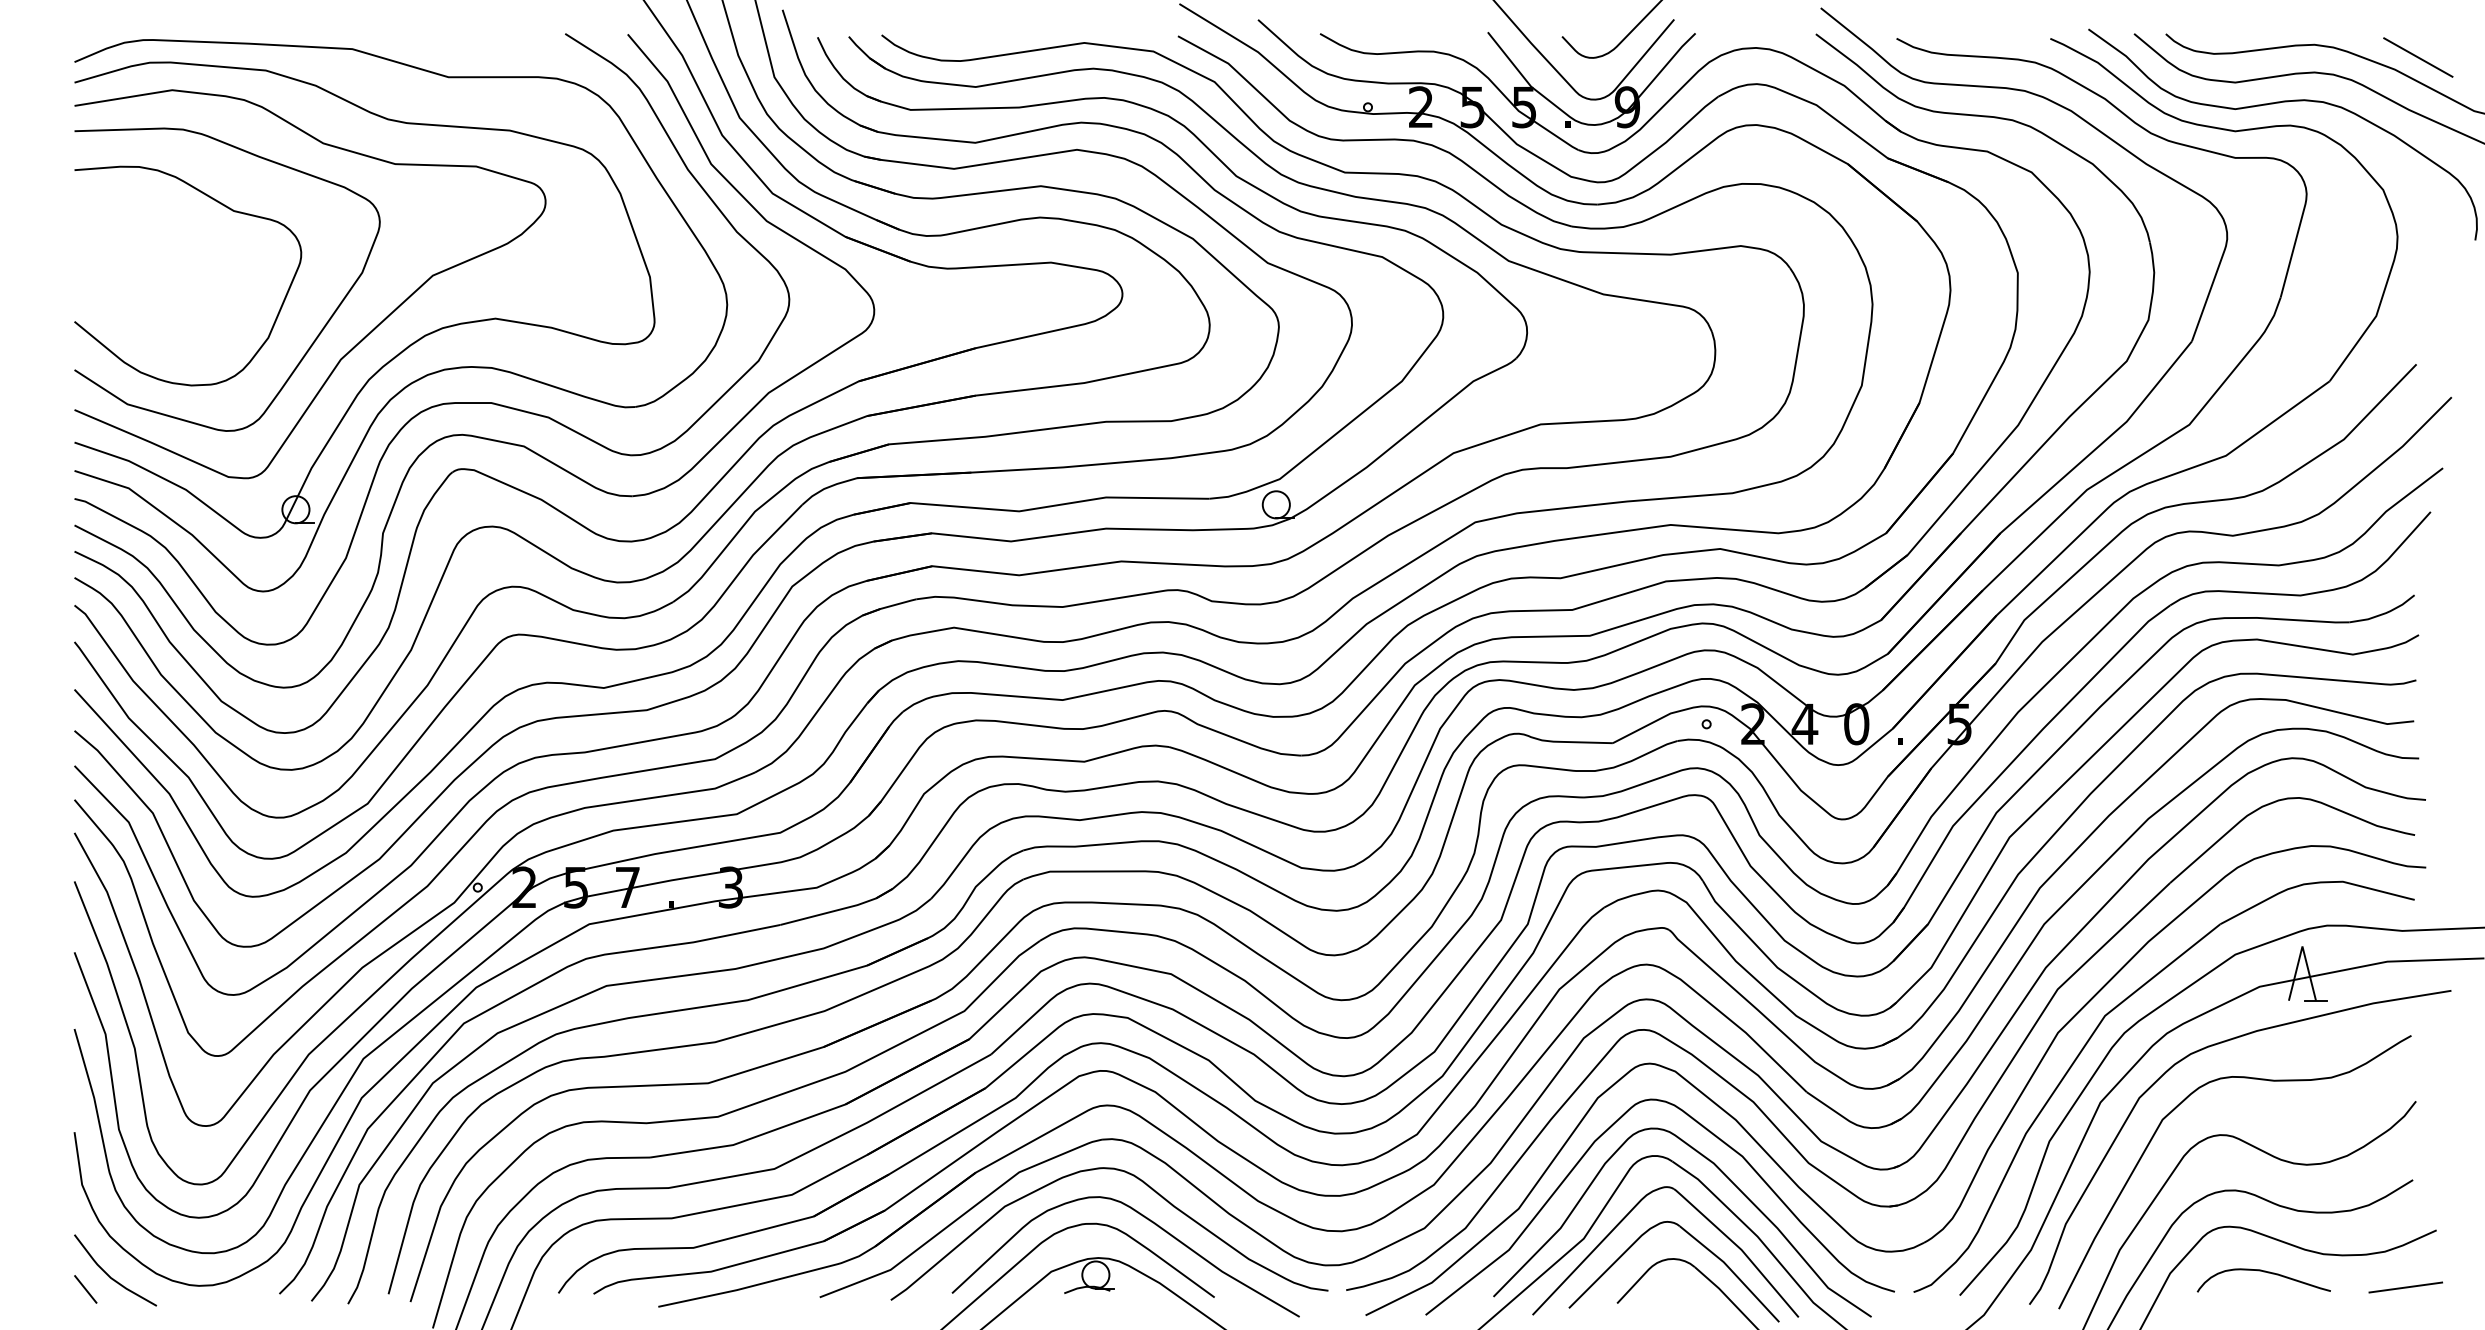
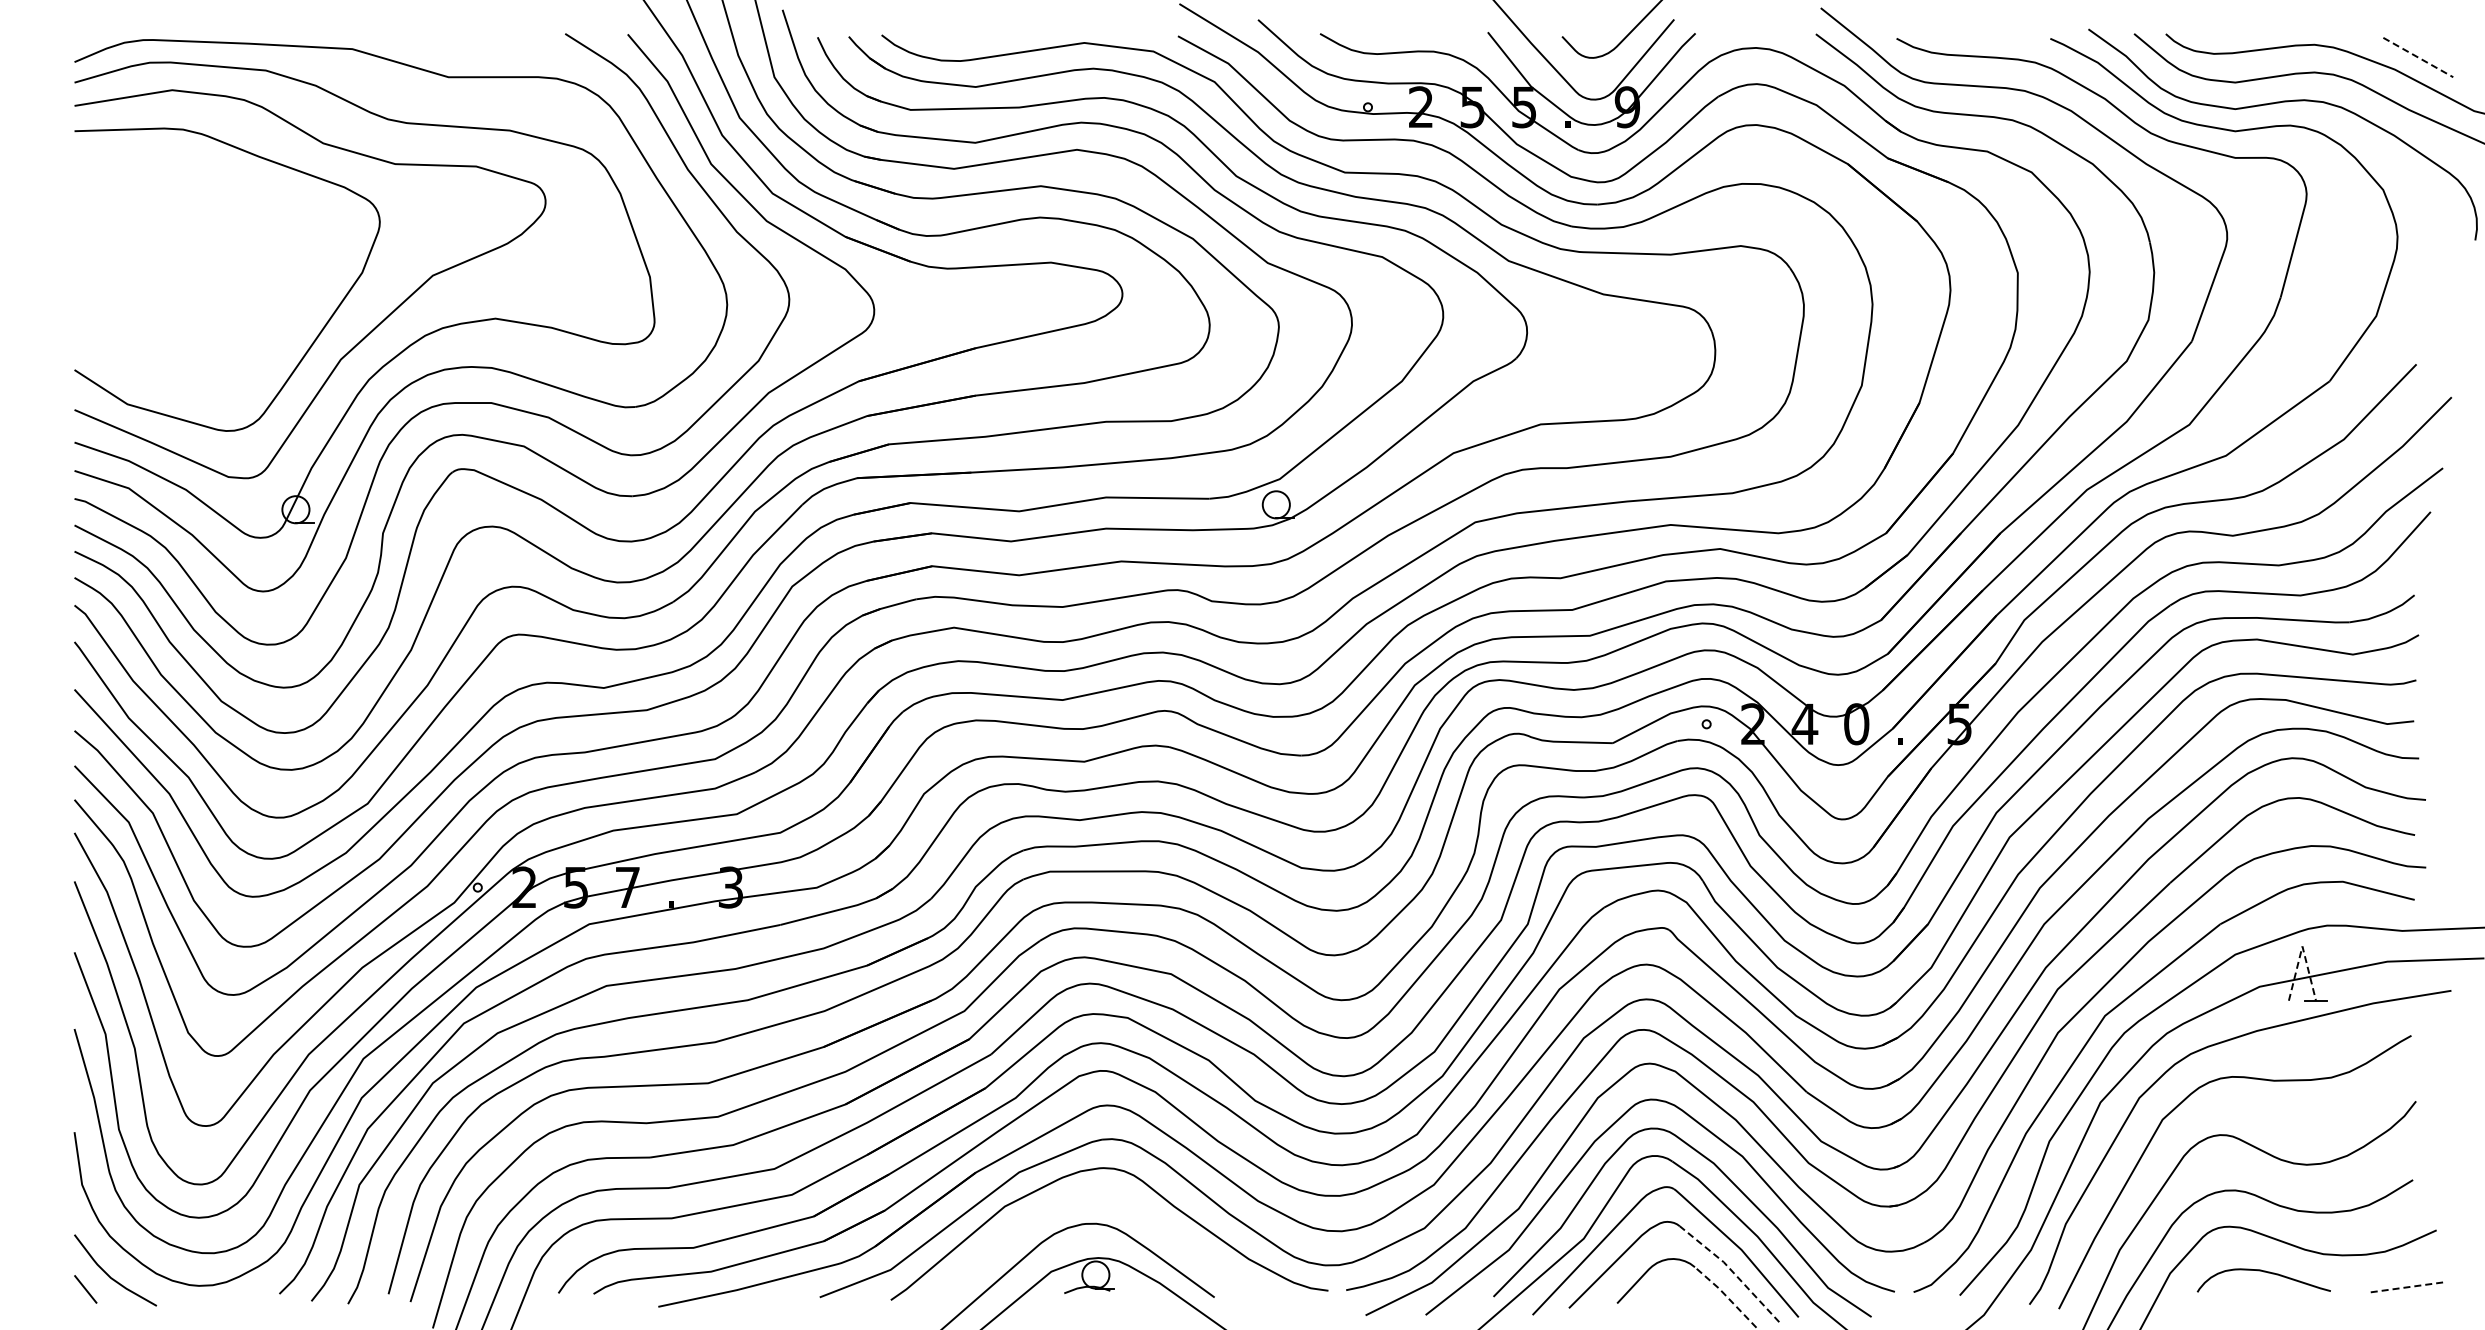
line: solid -> dashed (2418, 57)
curve: present -> none (230, 210)
line: solid -> dashed (2302, 946)
curve: present -> none (1149, 1221)
line: solid -> dashed (1731, 1270)
line: solid -> dashed (2405, 1287)
line: solid -> dashed (1726, 1296)
